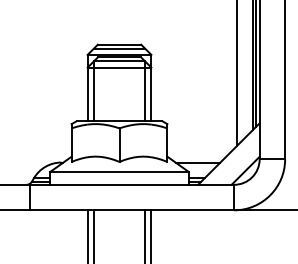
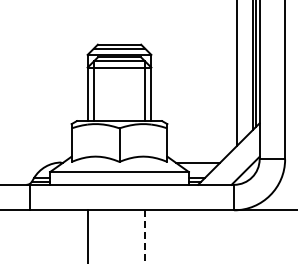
line: present -> none (94, 235)
line: present -> none (151, 235)
line: solid -> dashed (145, 237)
